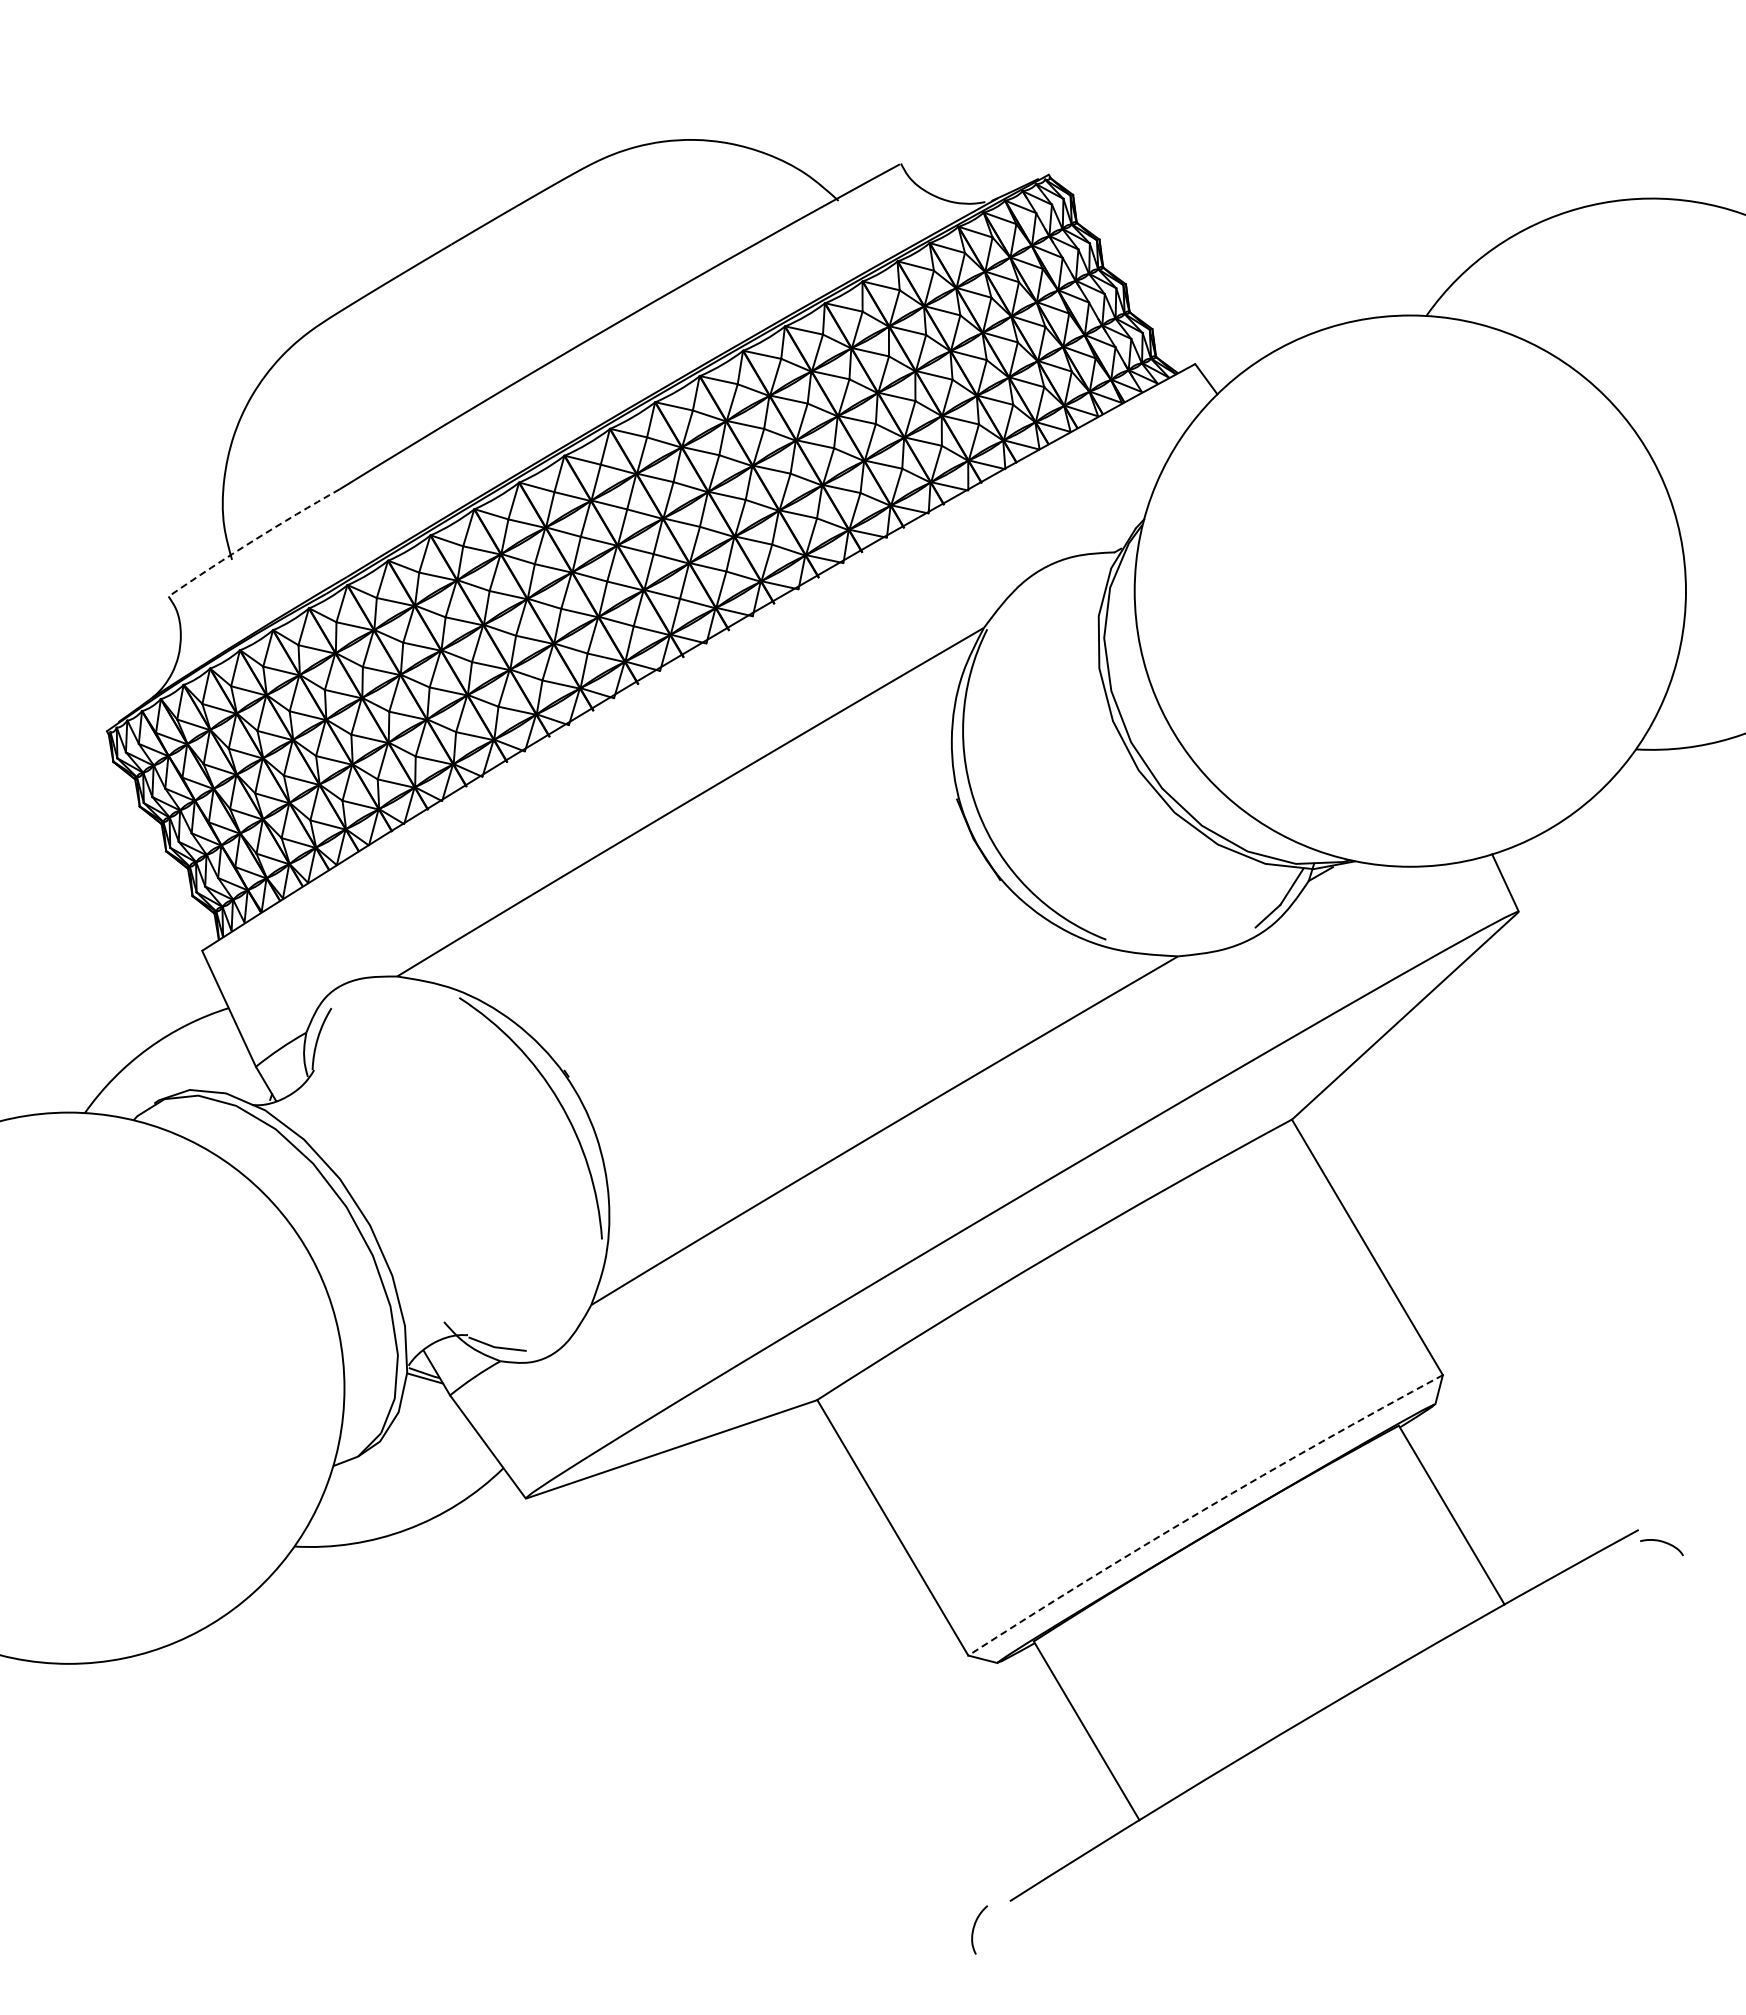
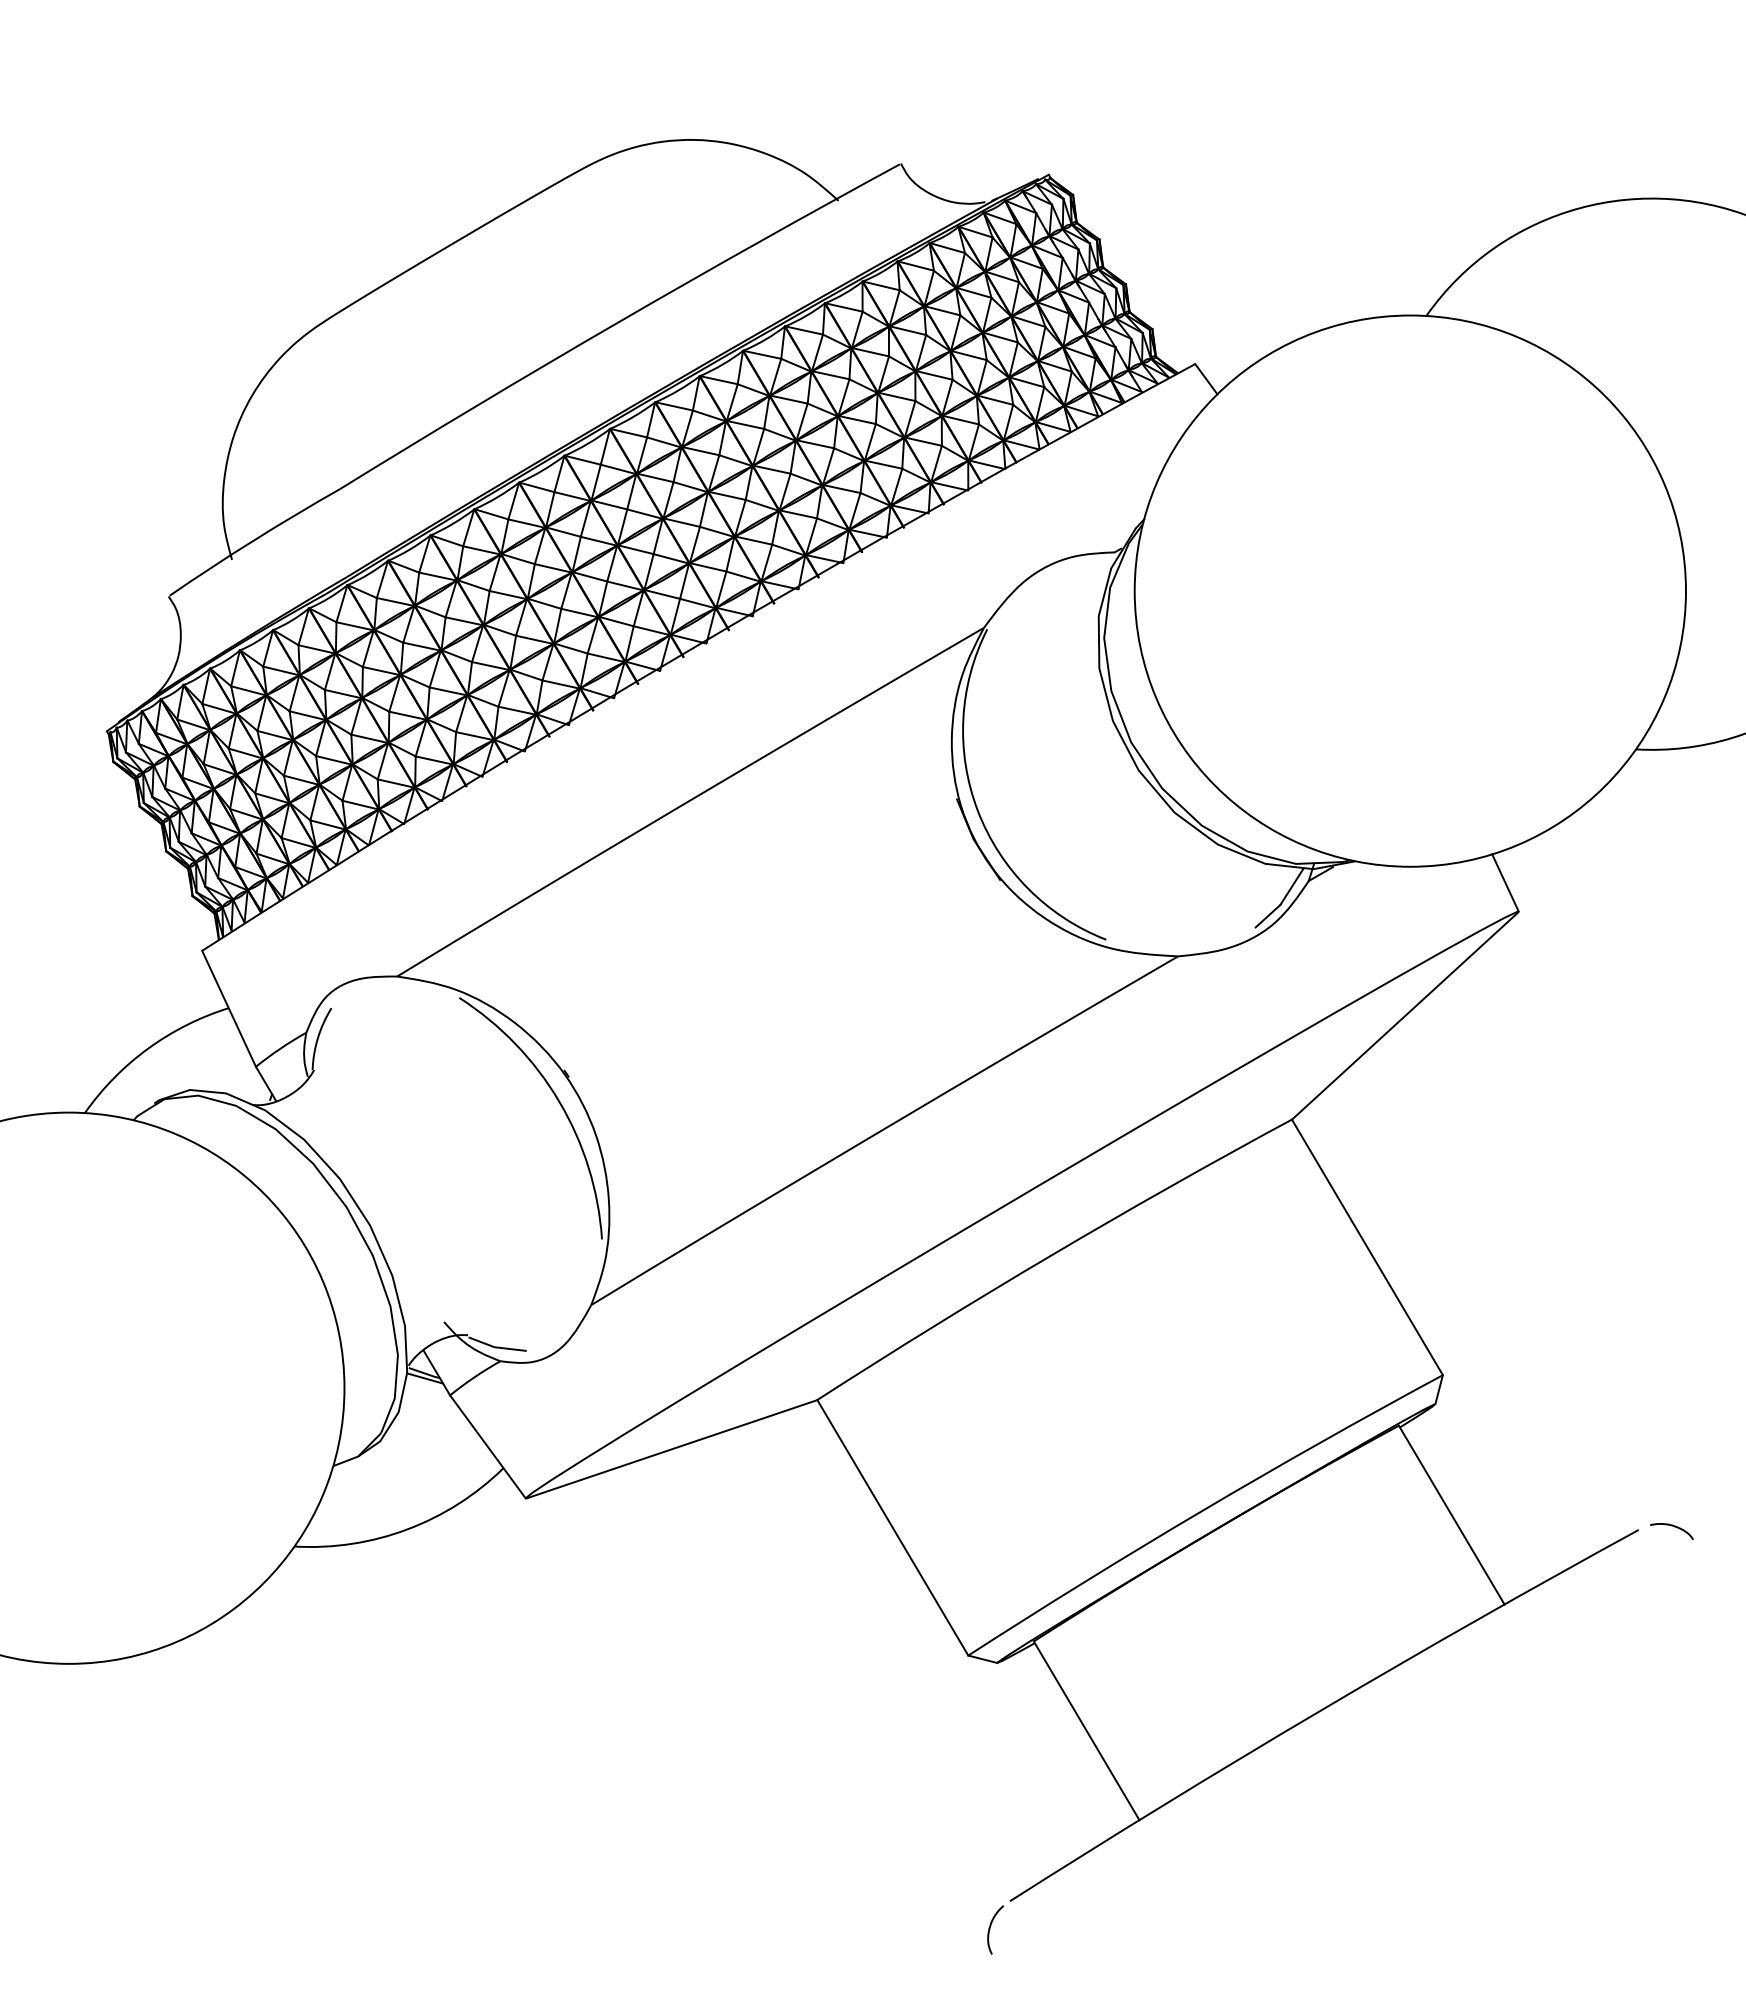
arc: dashed -> solid (253, 540)
arc: dashed -> solid (1202, 1510)
curve position: (1661, 1542) -> (1671, 1526) (1671, 1526)
curve position: (975, 1926) -> (991, 1926) (991, 1926)
